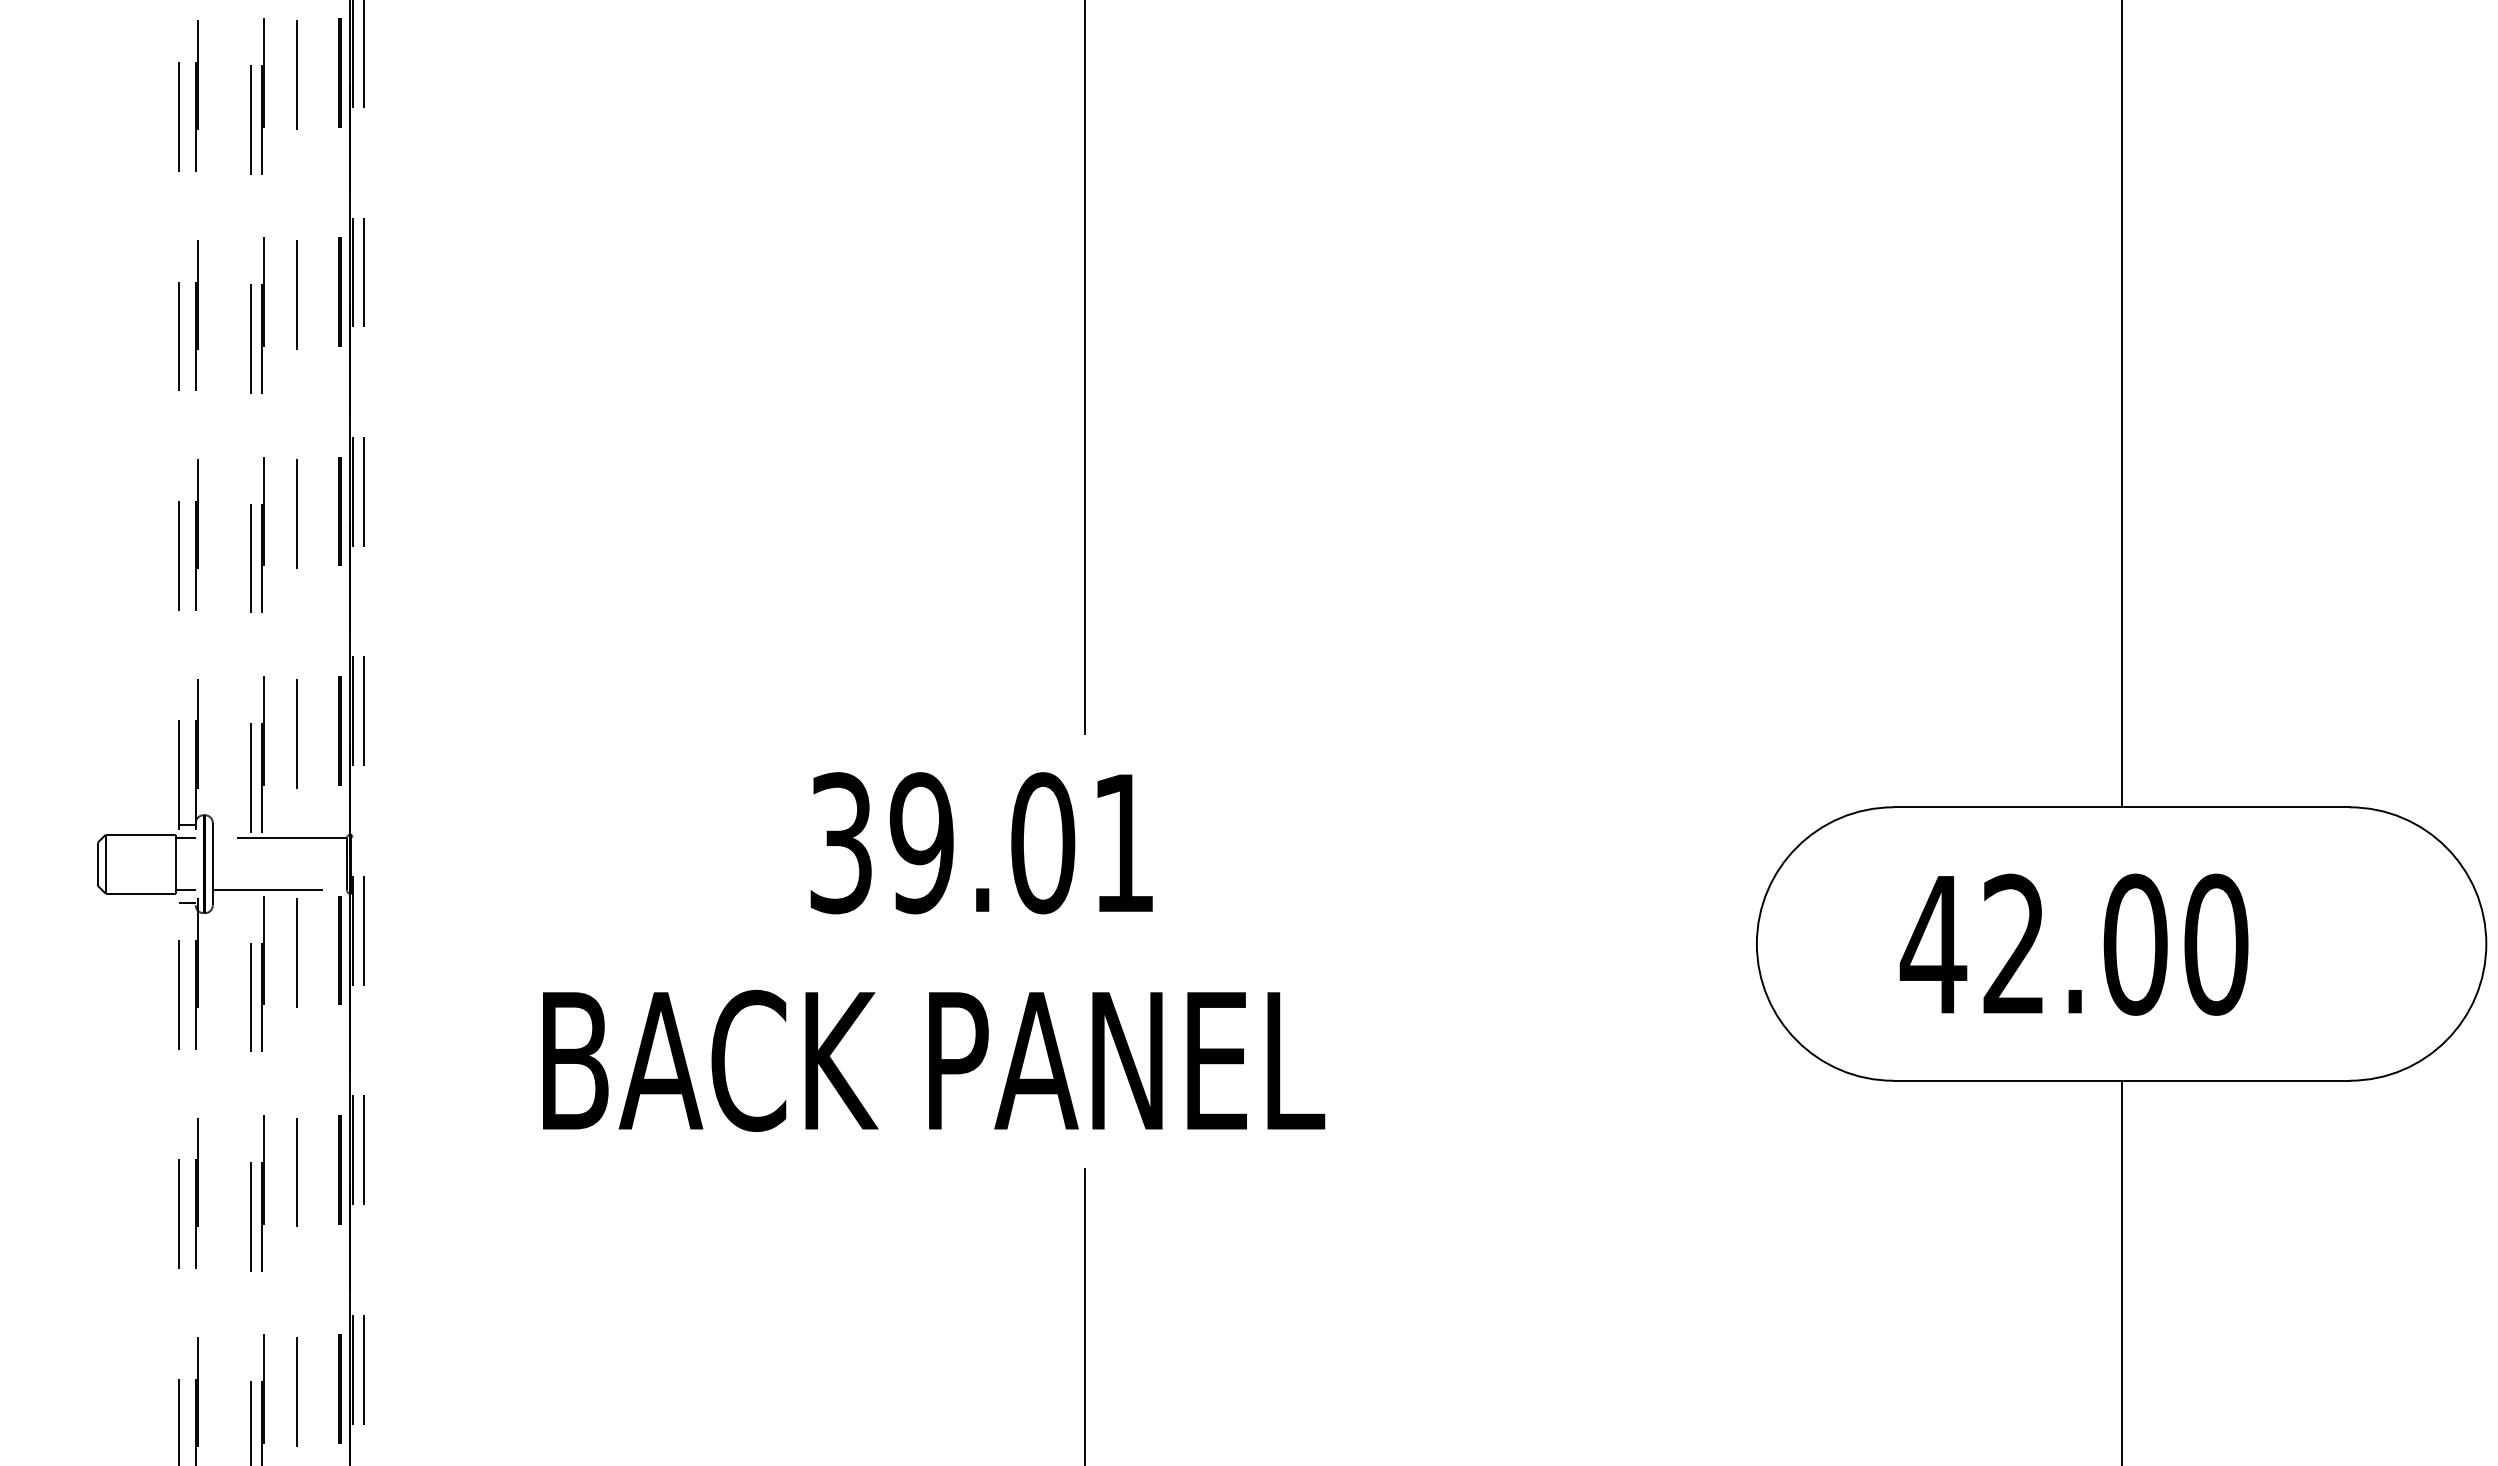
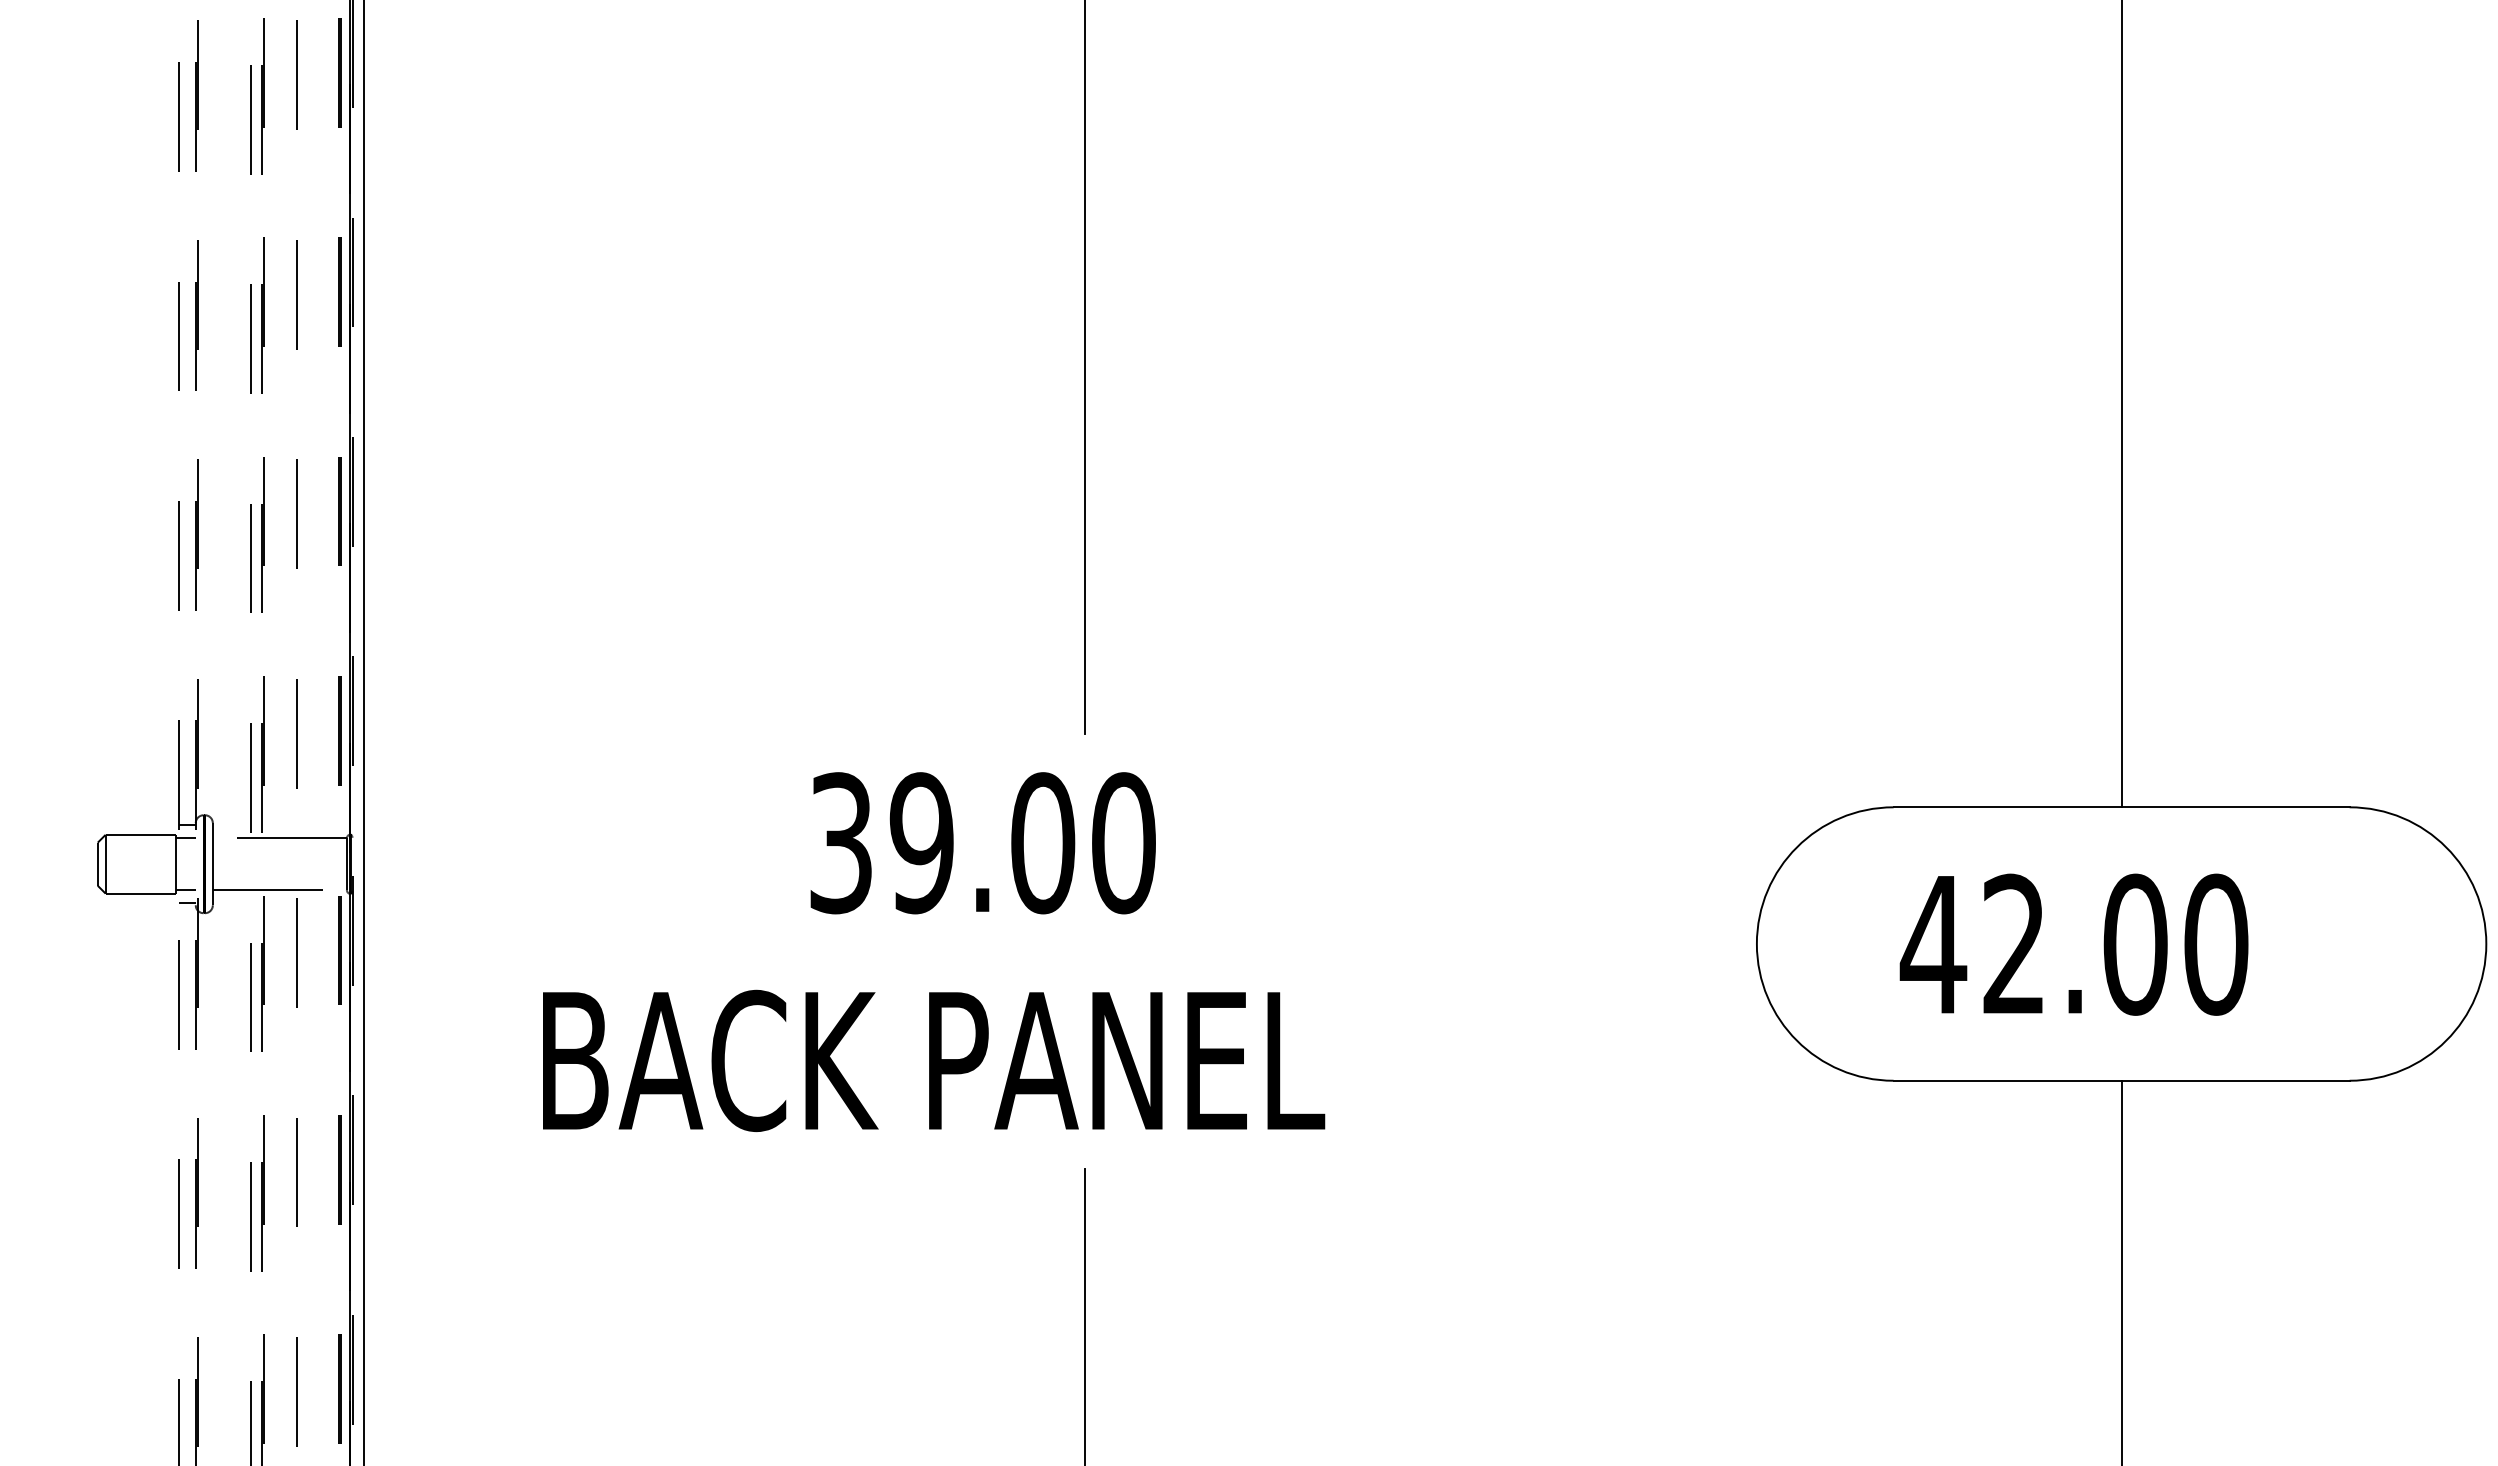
line: dashed -> solid (364, 733)
text: 39.01 -> 39.00 (1123, 843)
